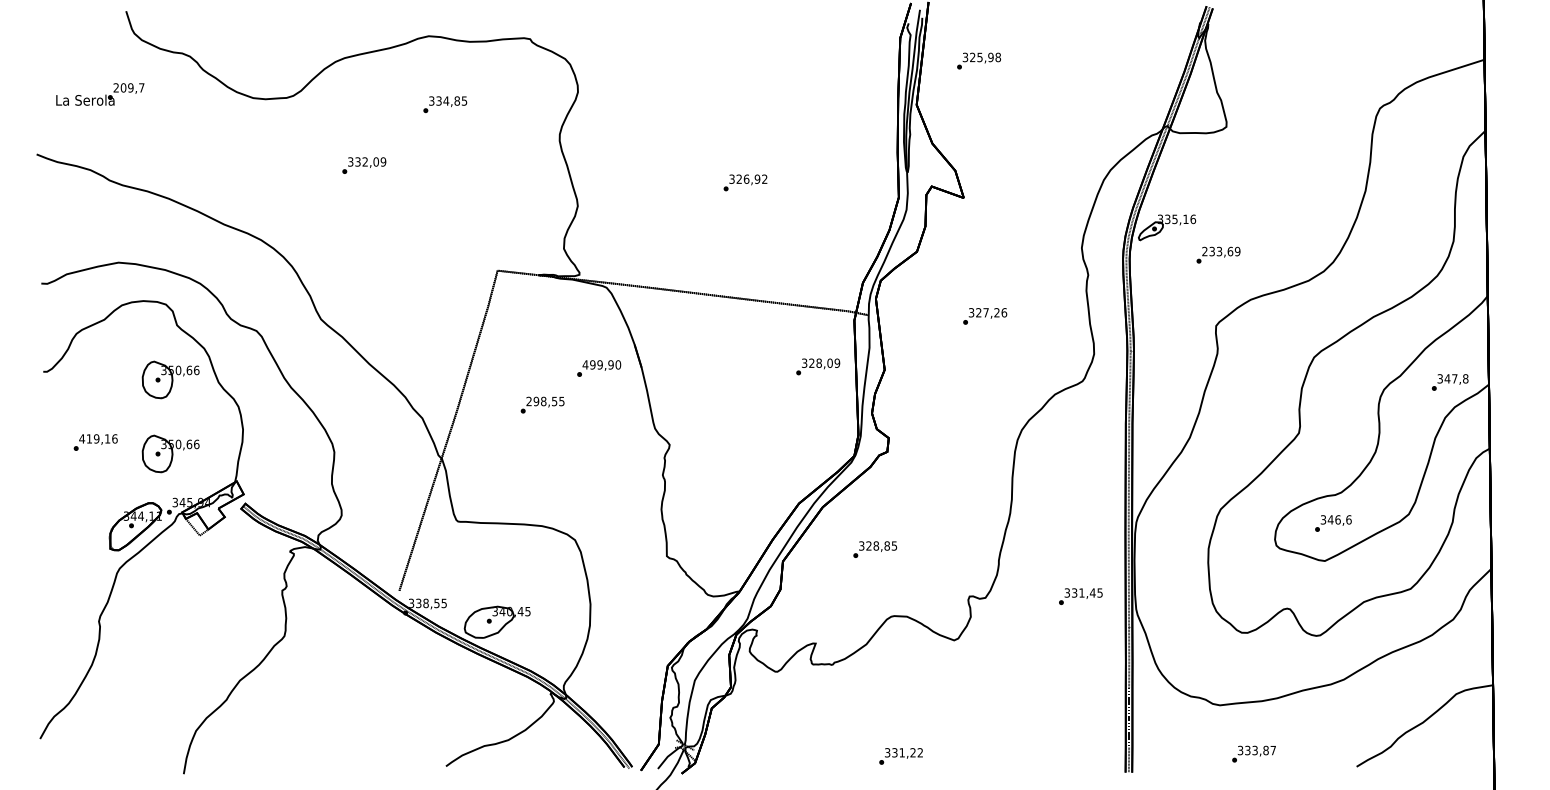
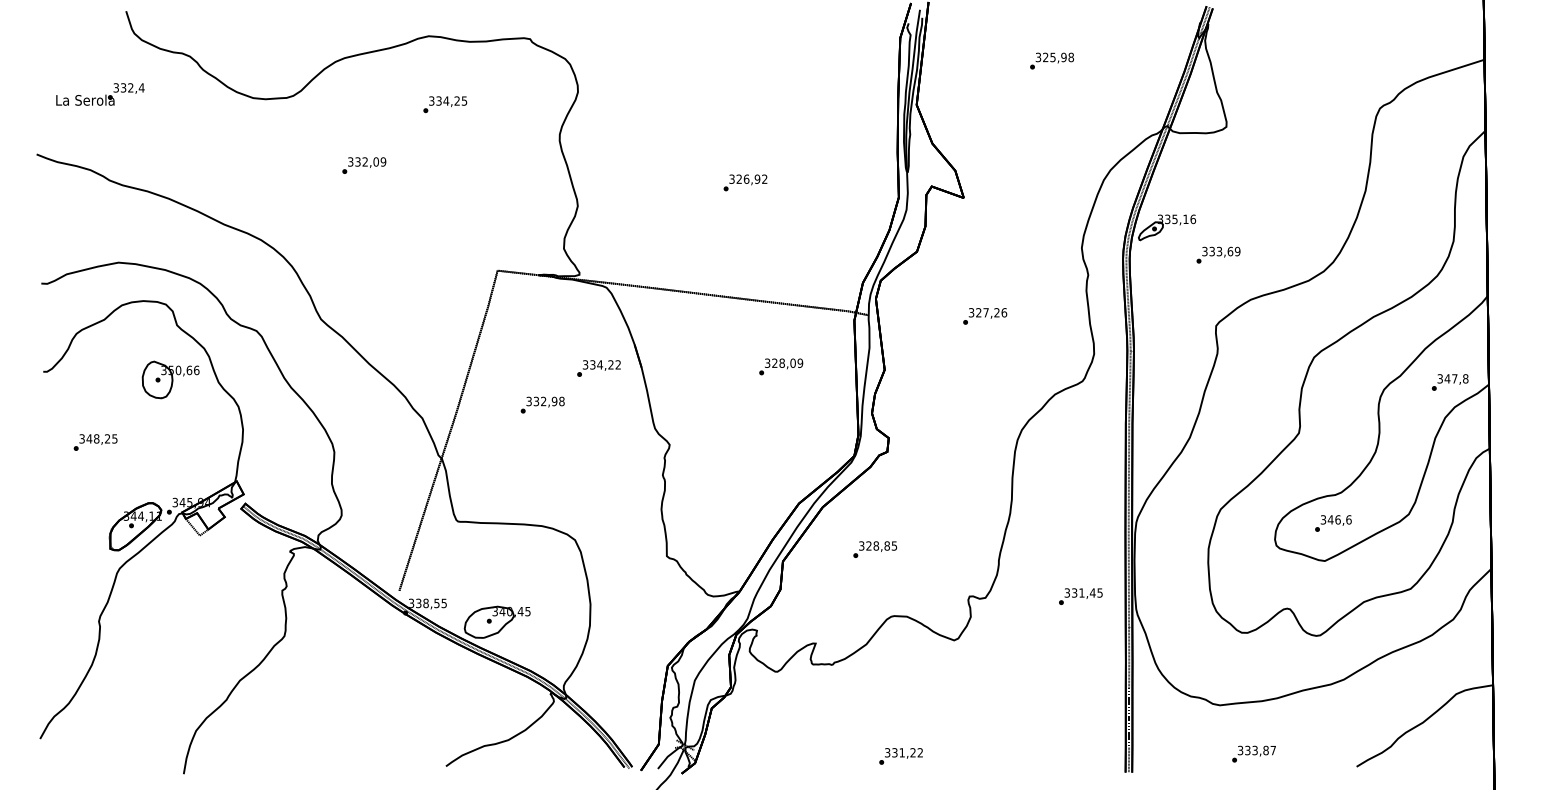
text position: (978, 60) -> (1051, 60) (1051, 60)
text: 209,7 -> 332,4 (128, 87)
text: 334,85 -> 334,25 (456, 100)
text: 233,69 -> 333,69 (1204, 251)
text: 499,90 -> 334,22 (601, 364)
text position: (818, 366) -> (781, 366) (781, 366)
text: 298,55 -> 332,98 (545, 401)
text: 419,16 -> 348,25 (98, 438)
part: present -> none (170, 453)
